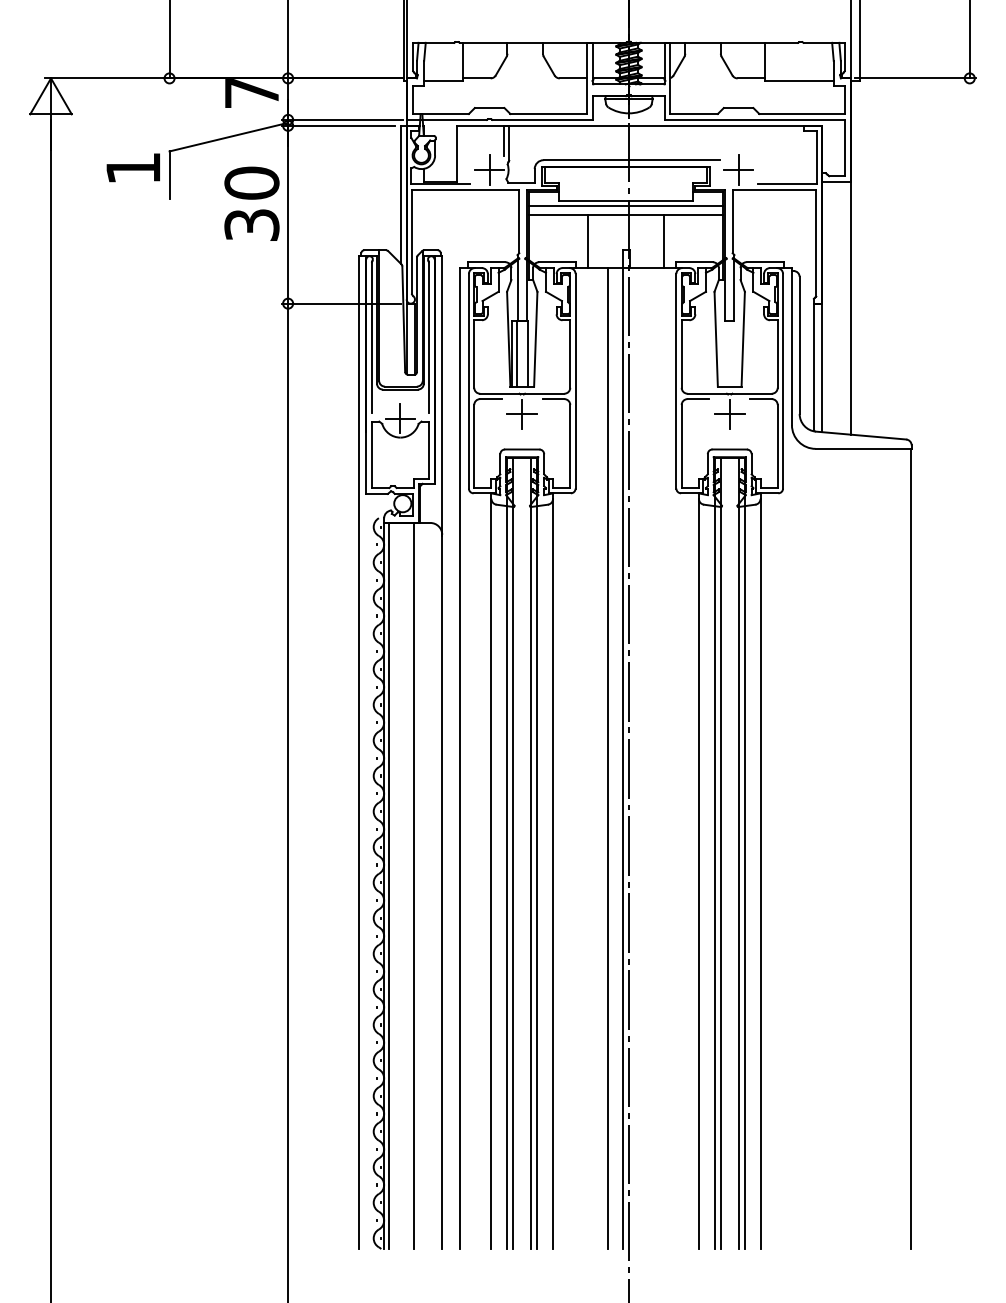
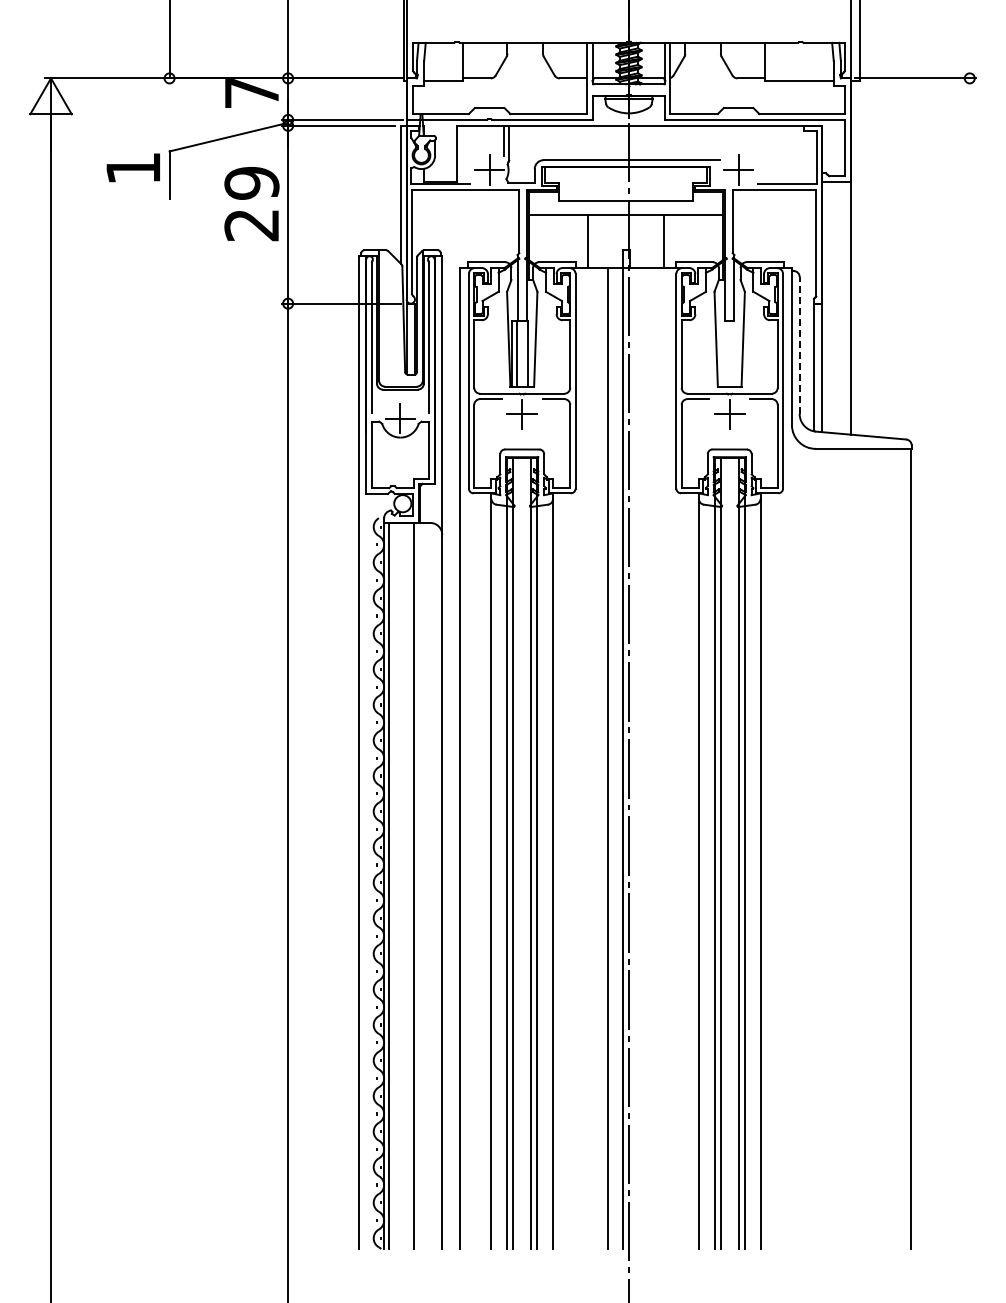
line: present -> none (969, 40)
text: 30 -> 29 (251, 203)
line: present -> none (625, 206)
line: solid -> dashed (799, 344)
